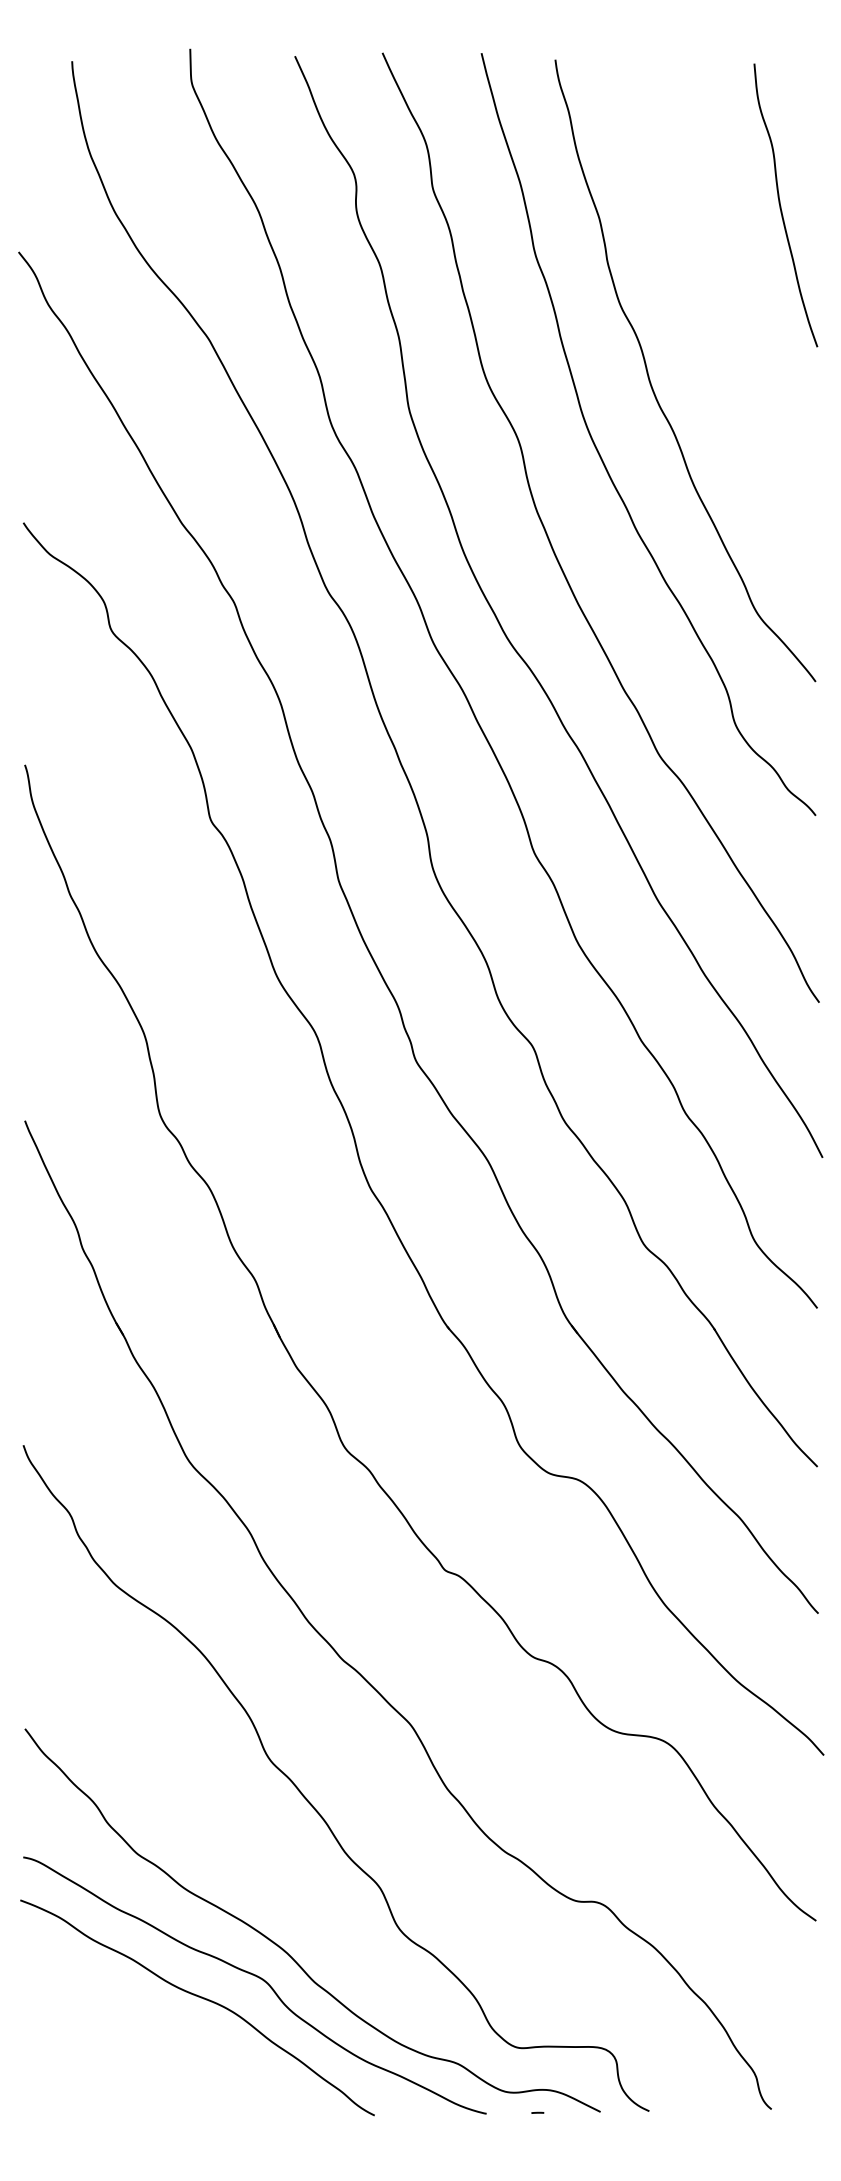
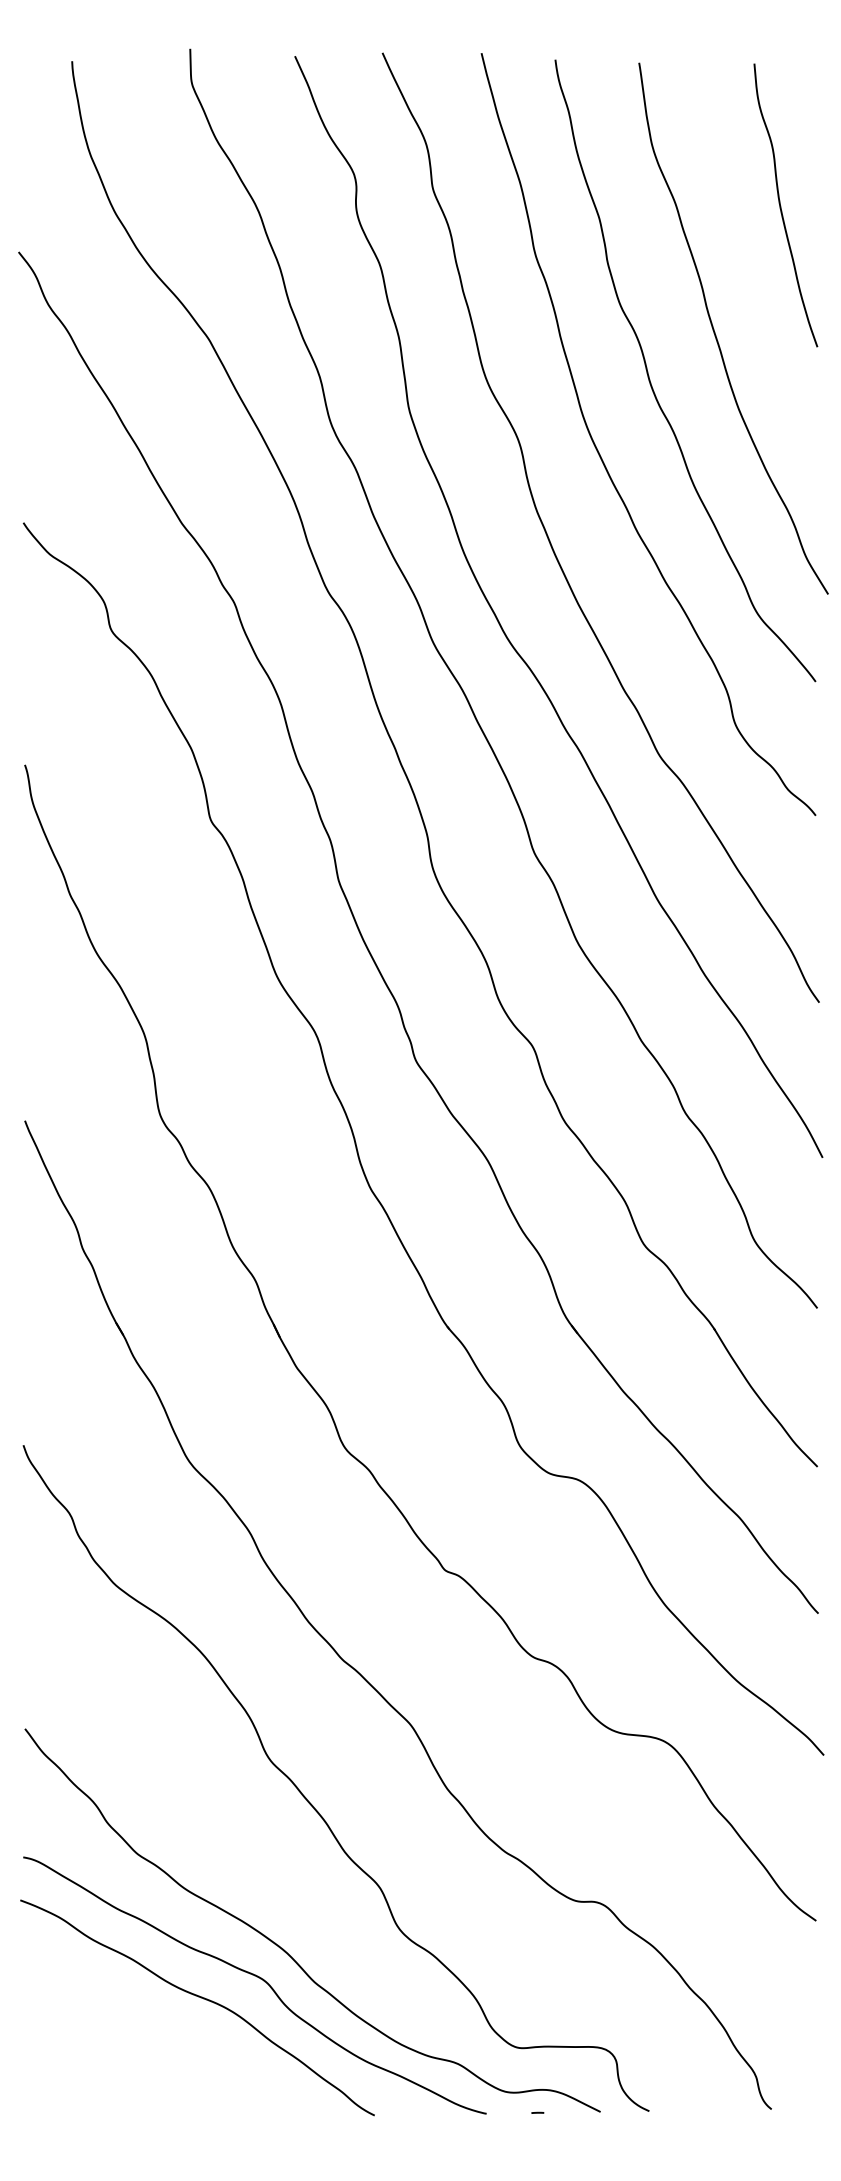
curve: none -> present (716, 335)
